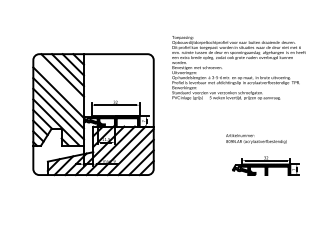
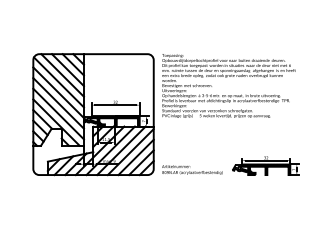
text position: (238, 67) -> (228, 85) (228, 85)
line: none -> present (58, 82)
text position: (256, 138) -> (192, 169) (192, 169)
